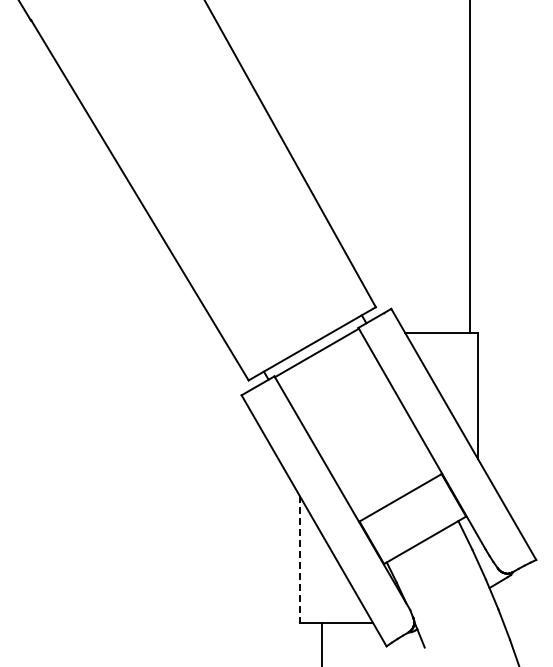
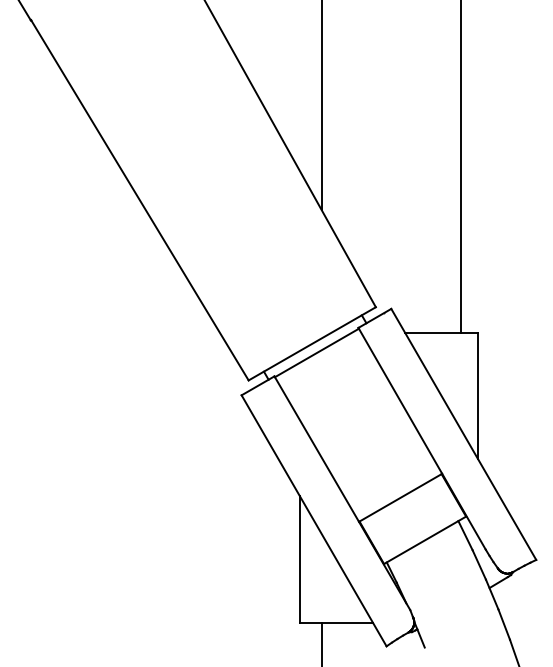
line: none -> present (321, 106)
line position: (470, 167) -> (461, 167) (461, 167)
line: dashed -> solid (299, 559)
